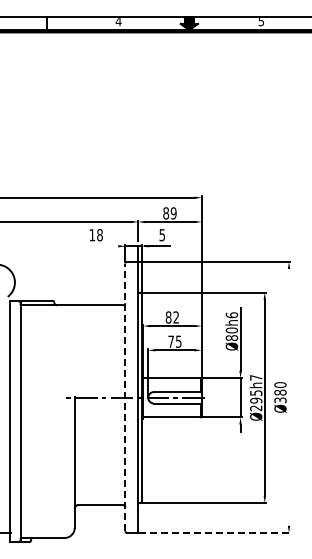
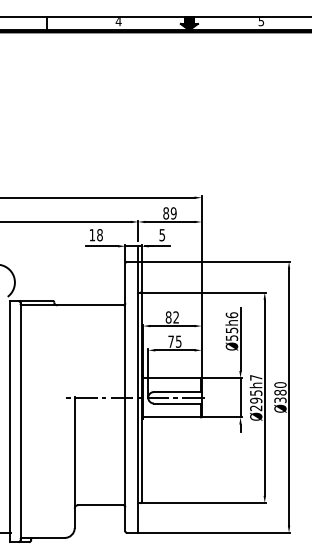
line: none -> present (101, 246)
text: Ø80h6 -> Ø55h6 (231, 333)
line: none -> present (289, 396)
line: dashed -> solid (125, 397)
line: dashed -> solid (214, 532)
